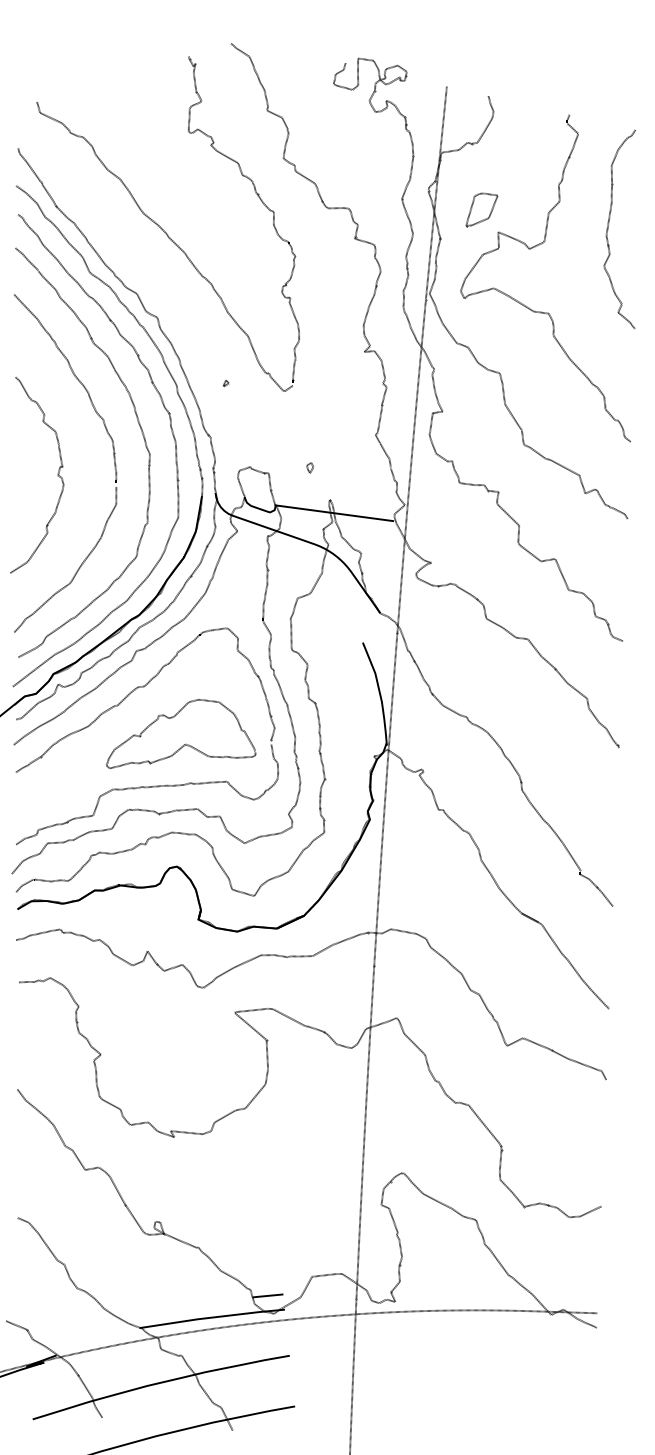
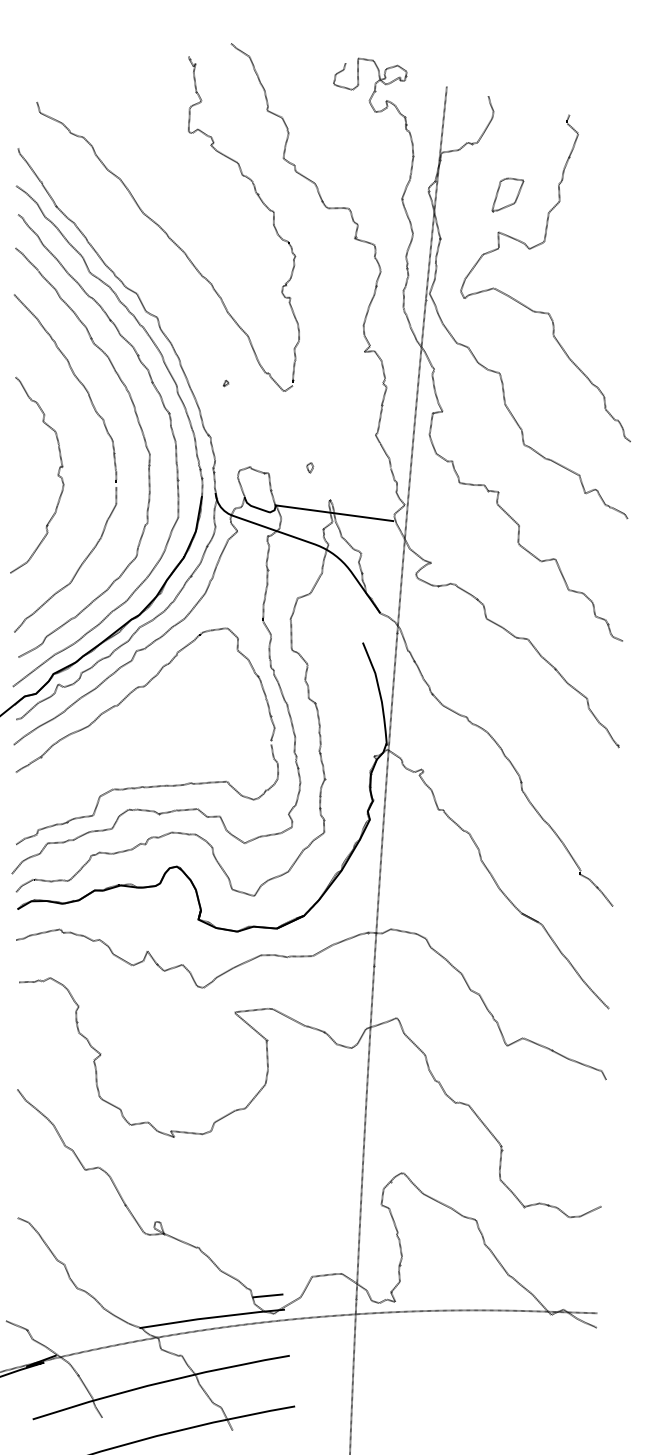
part position: (481, 209) -> (507, 194) (507, 194)
curve: present -> none (608, 229)
part: present -> none (180, 734)
